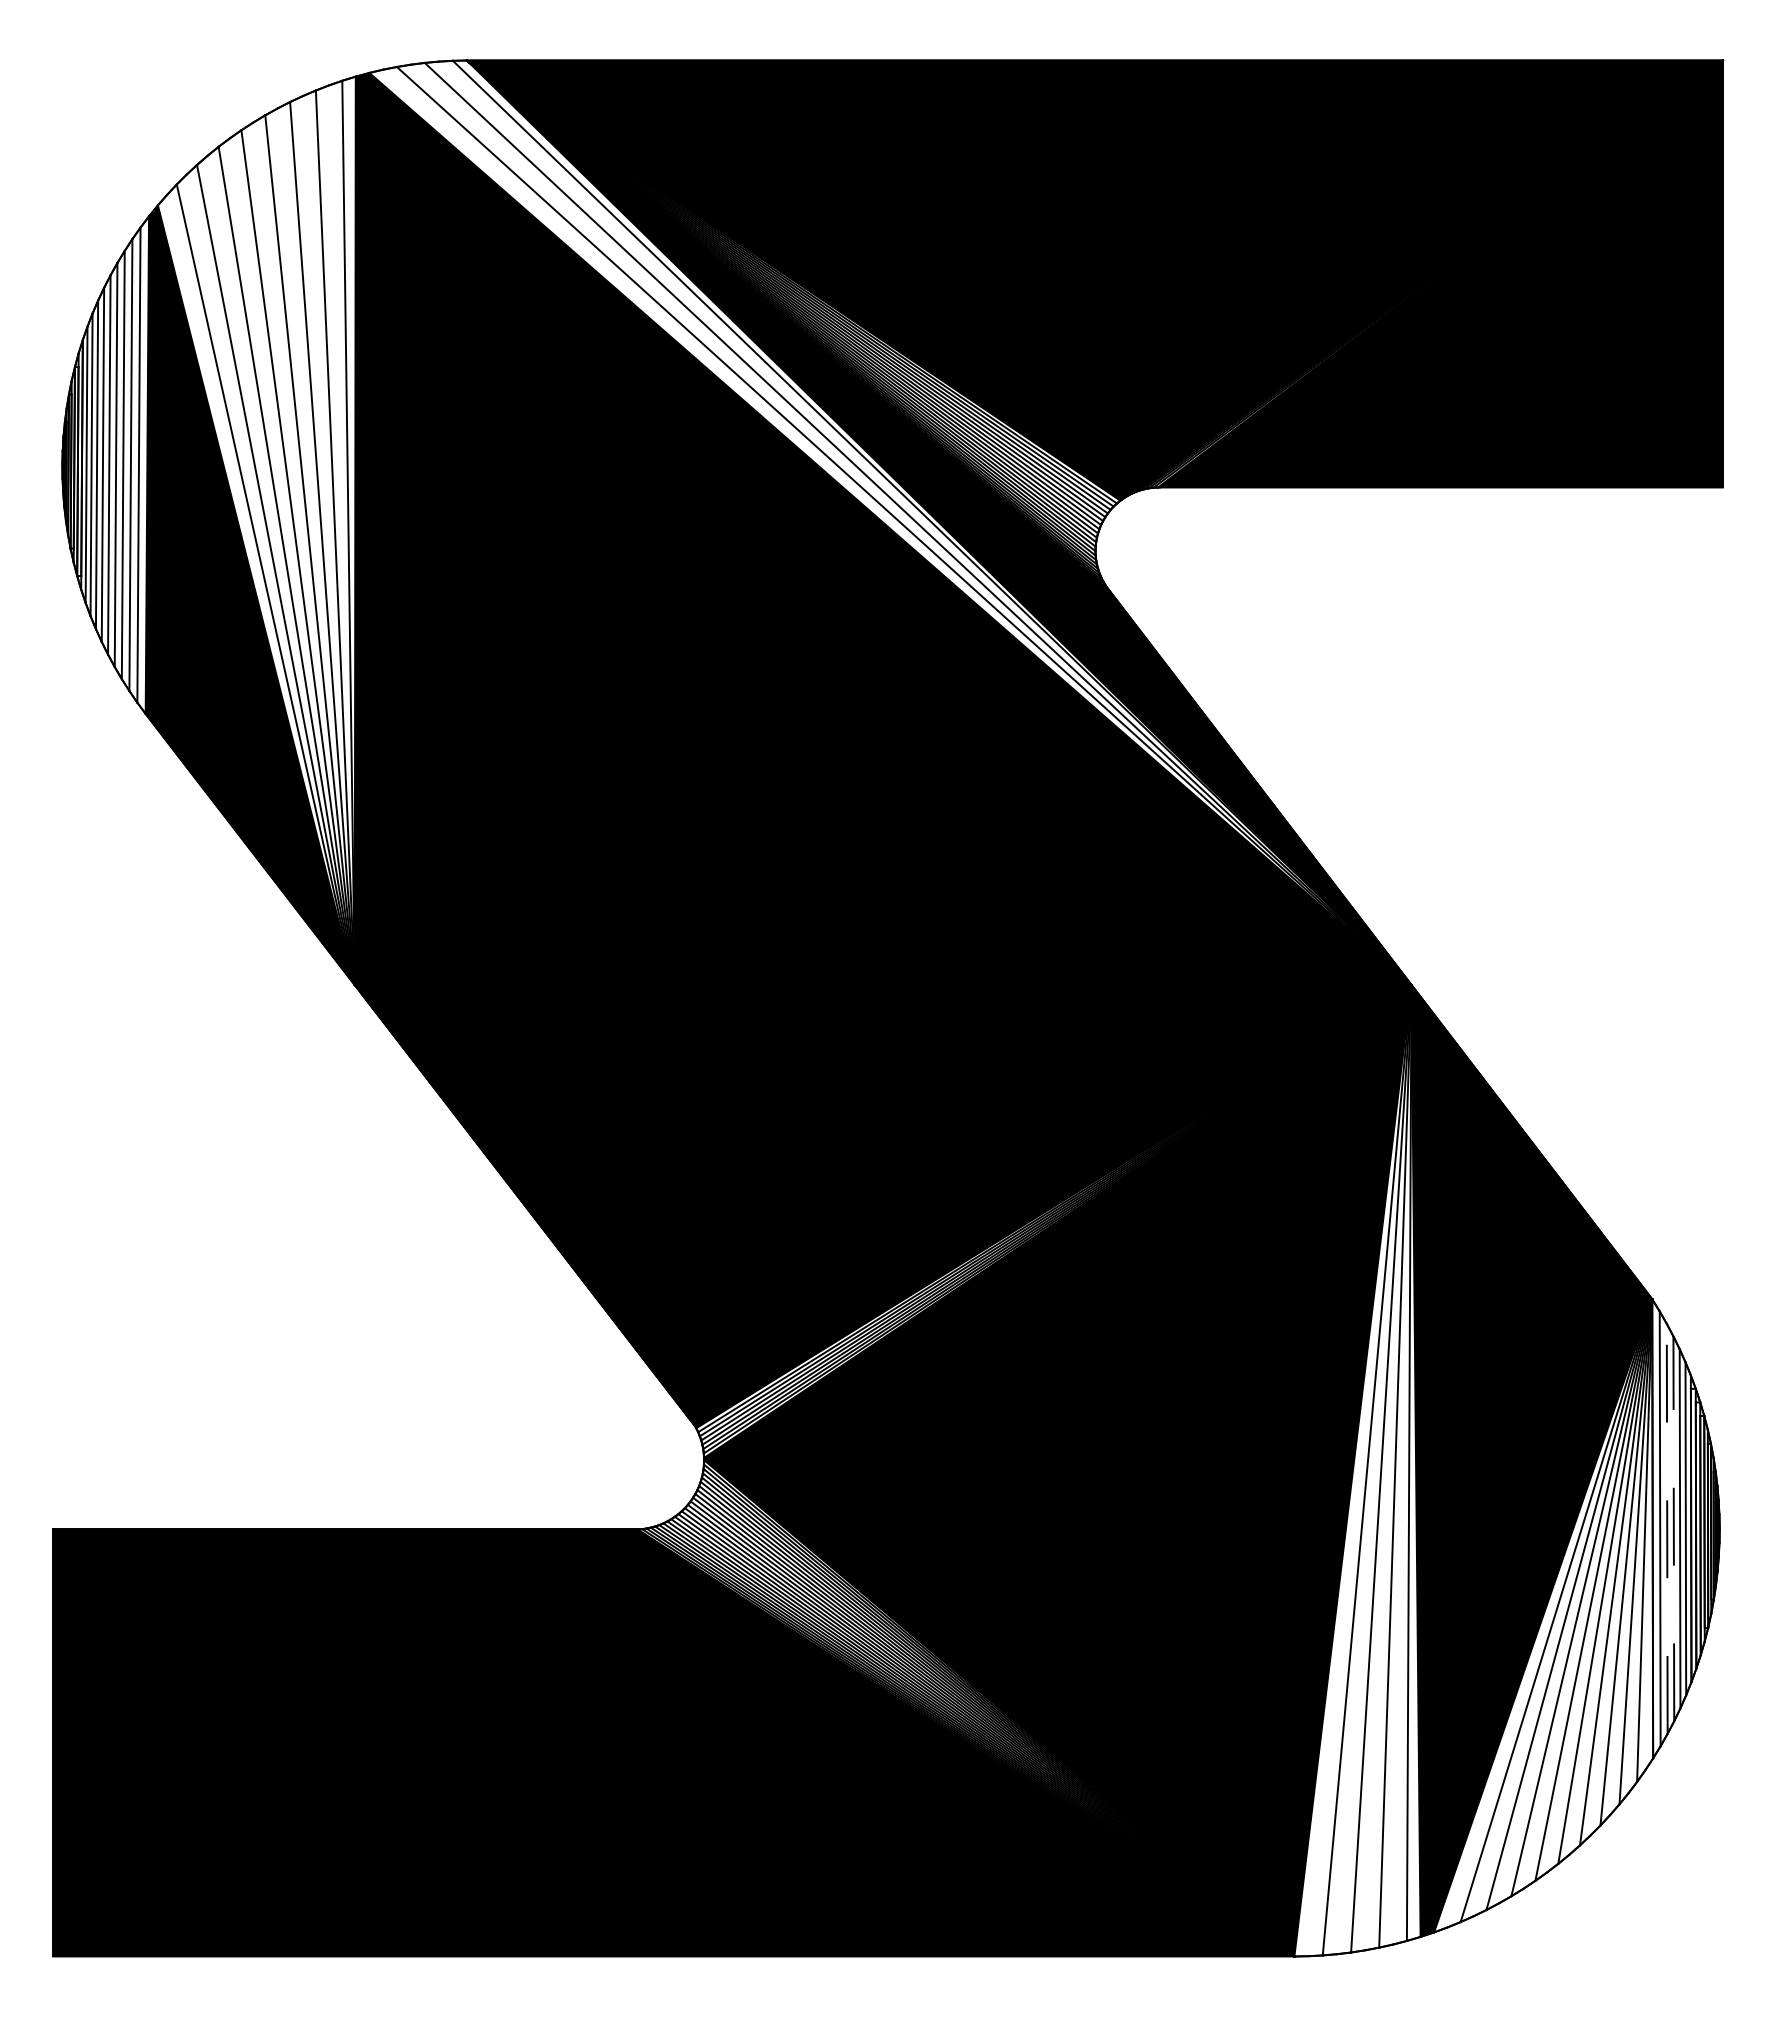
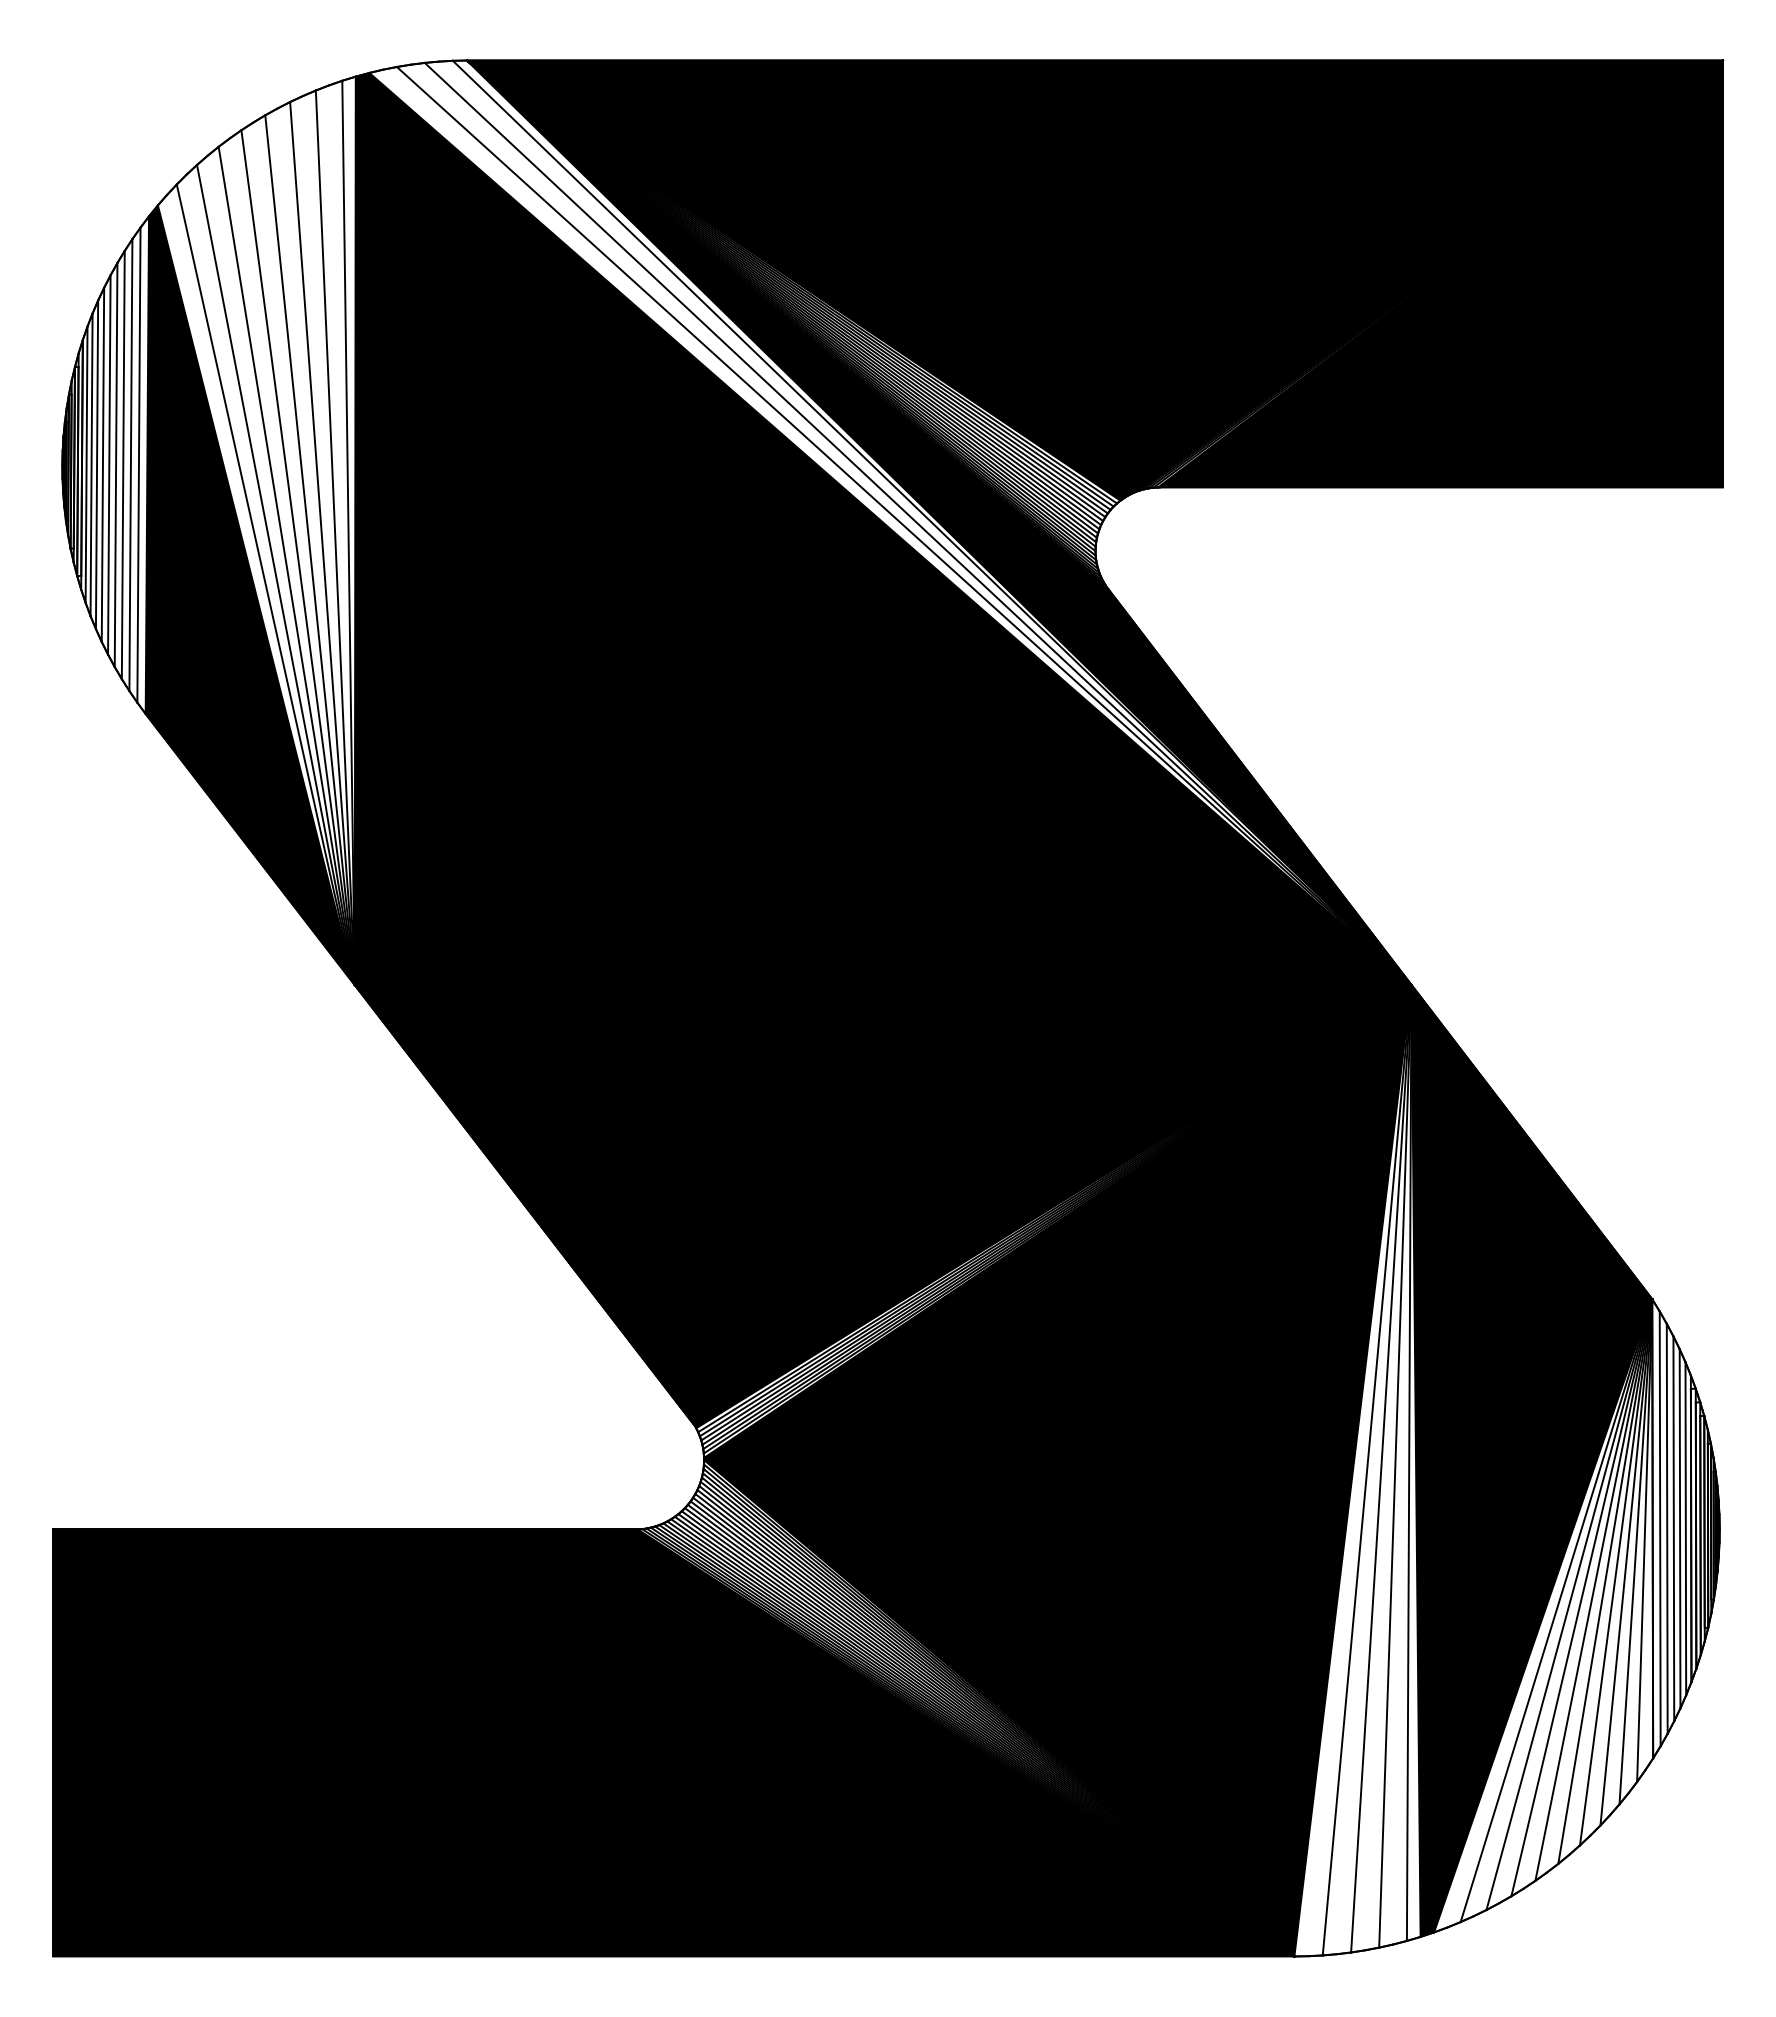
line: dashed -> solid (1667, 1528)
line: dashed -> solid (1673, 1528)
